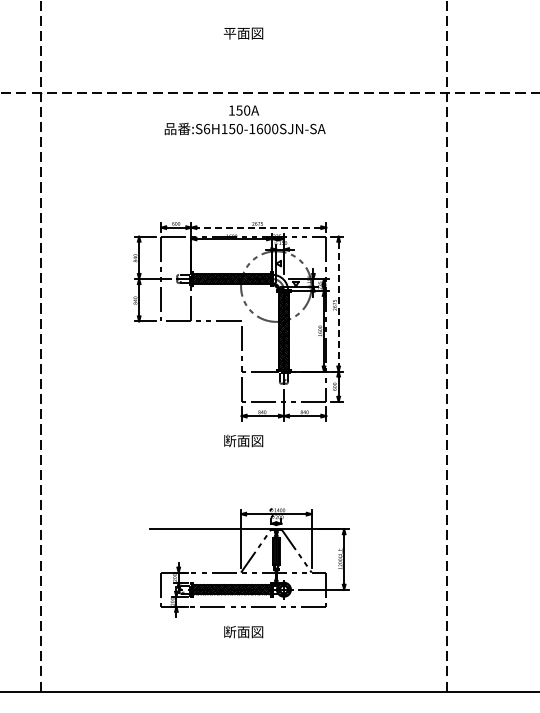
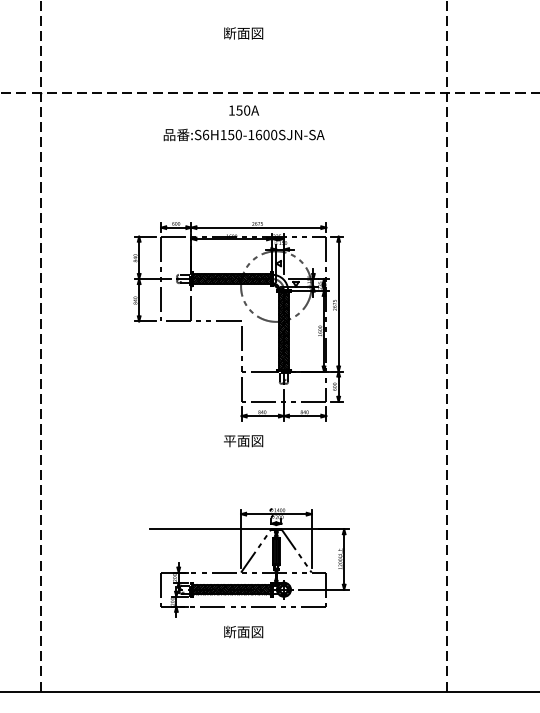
text: 平面図 -> 断面図 (229, 33)
text position: (244, 128) -> (243, 134) (243, 134)
line: dashed -> solid (258, 227)
line: dashed -> solid (338, 304)
text: 断面図 -> 平面図 (229, 440)
